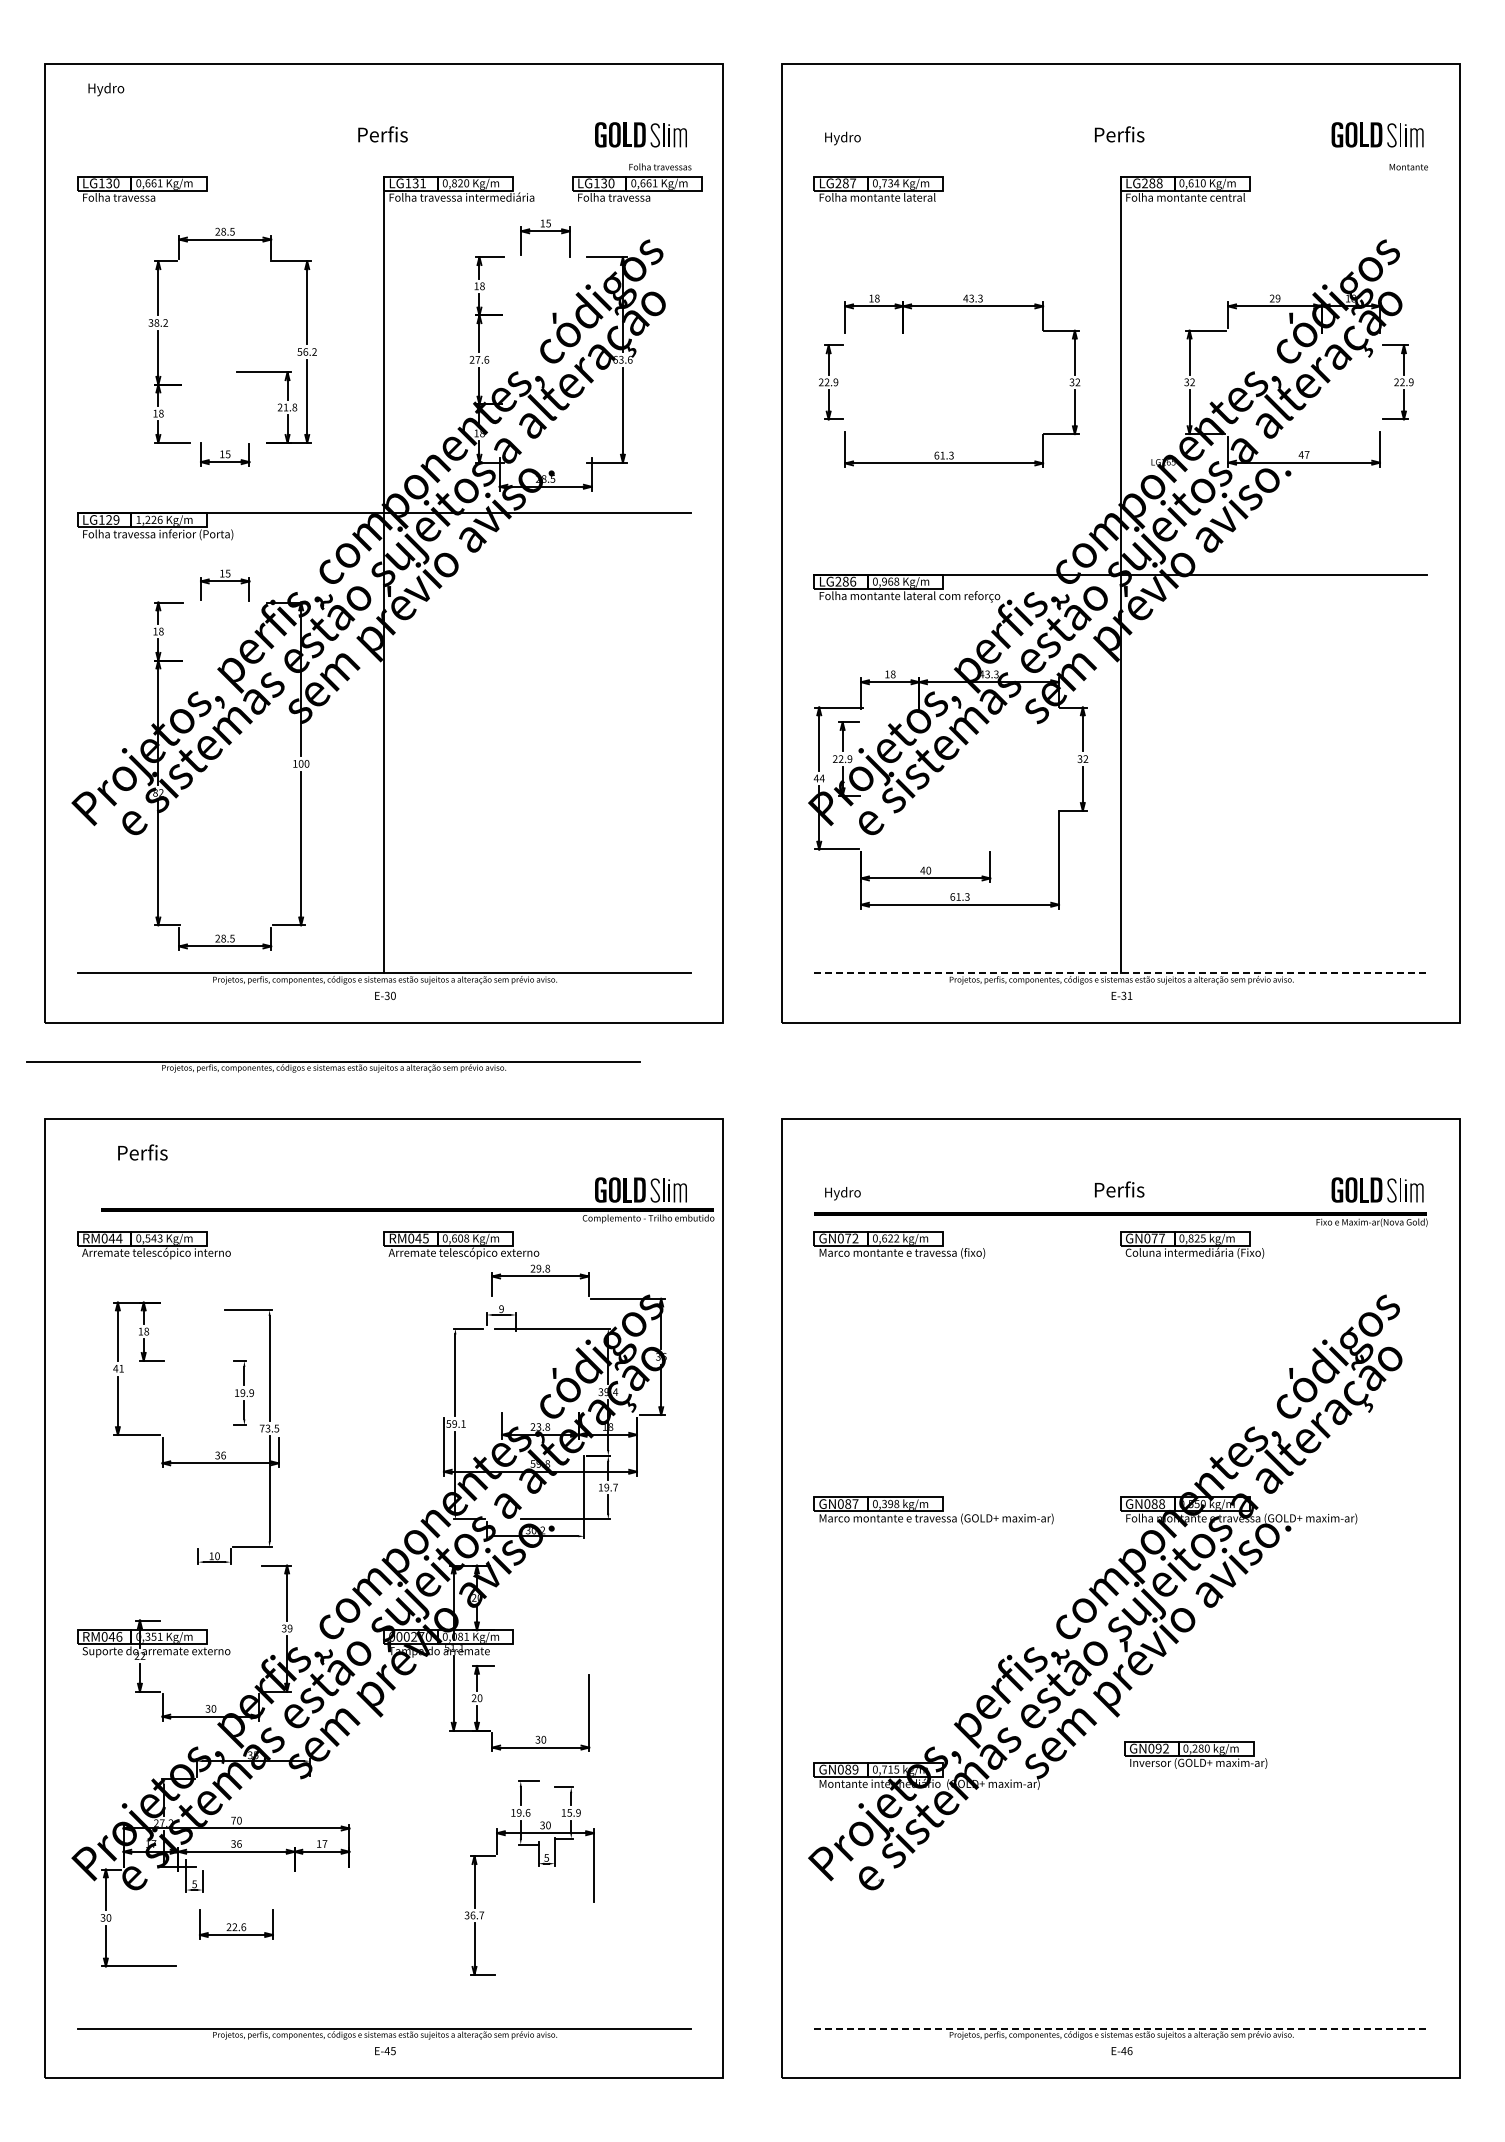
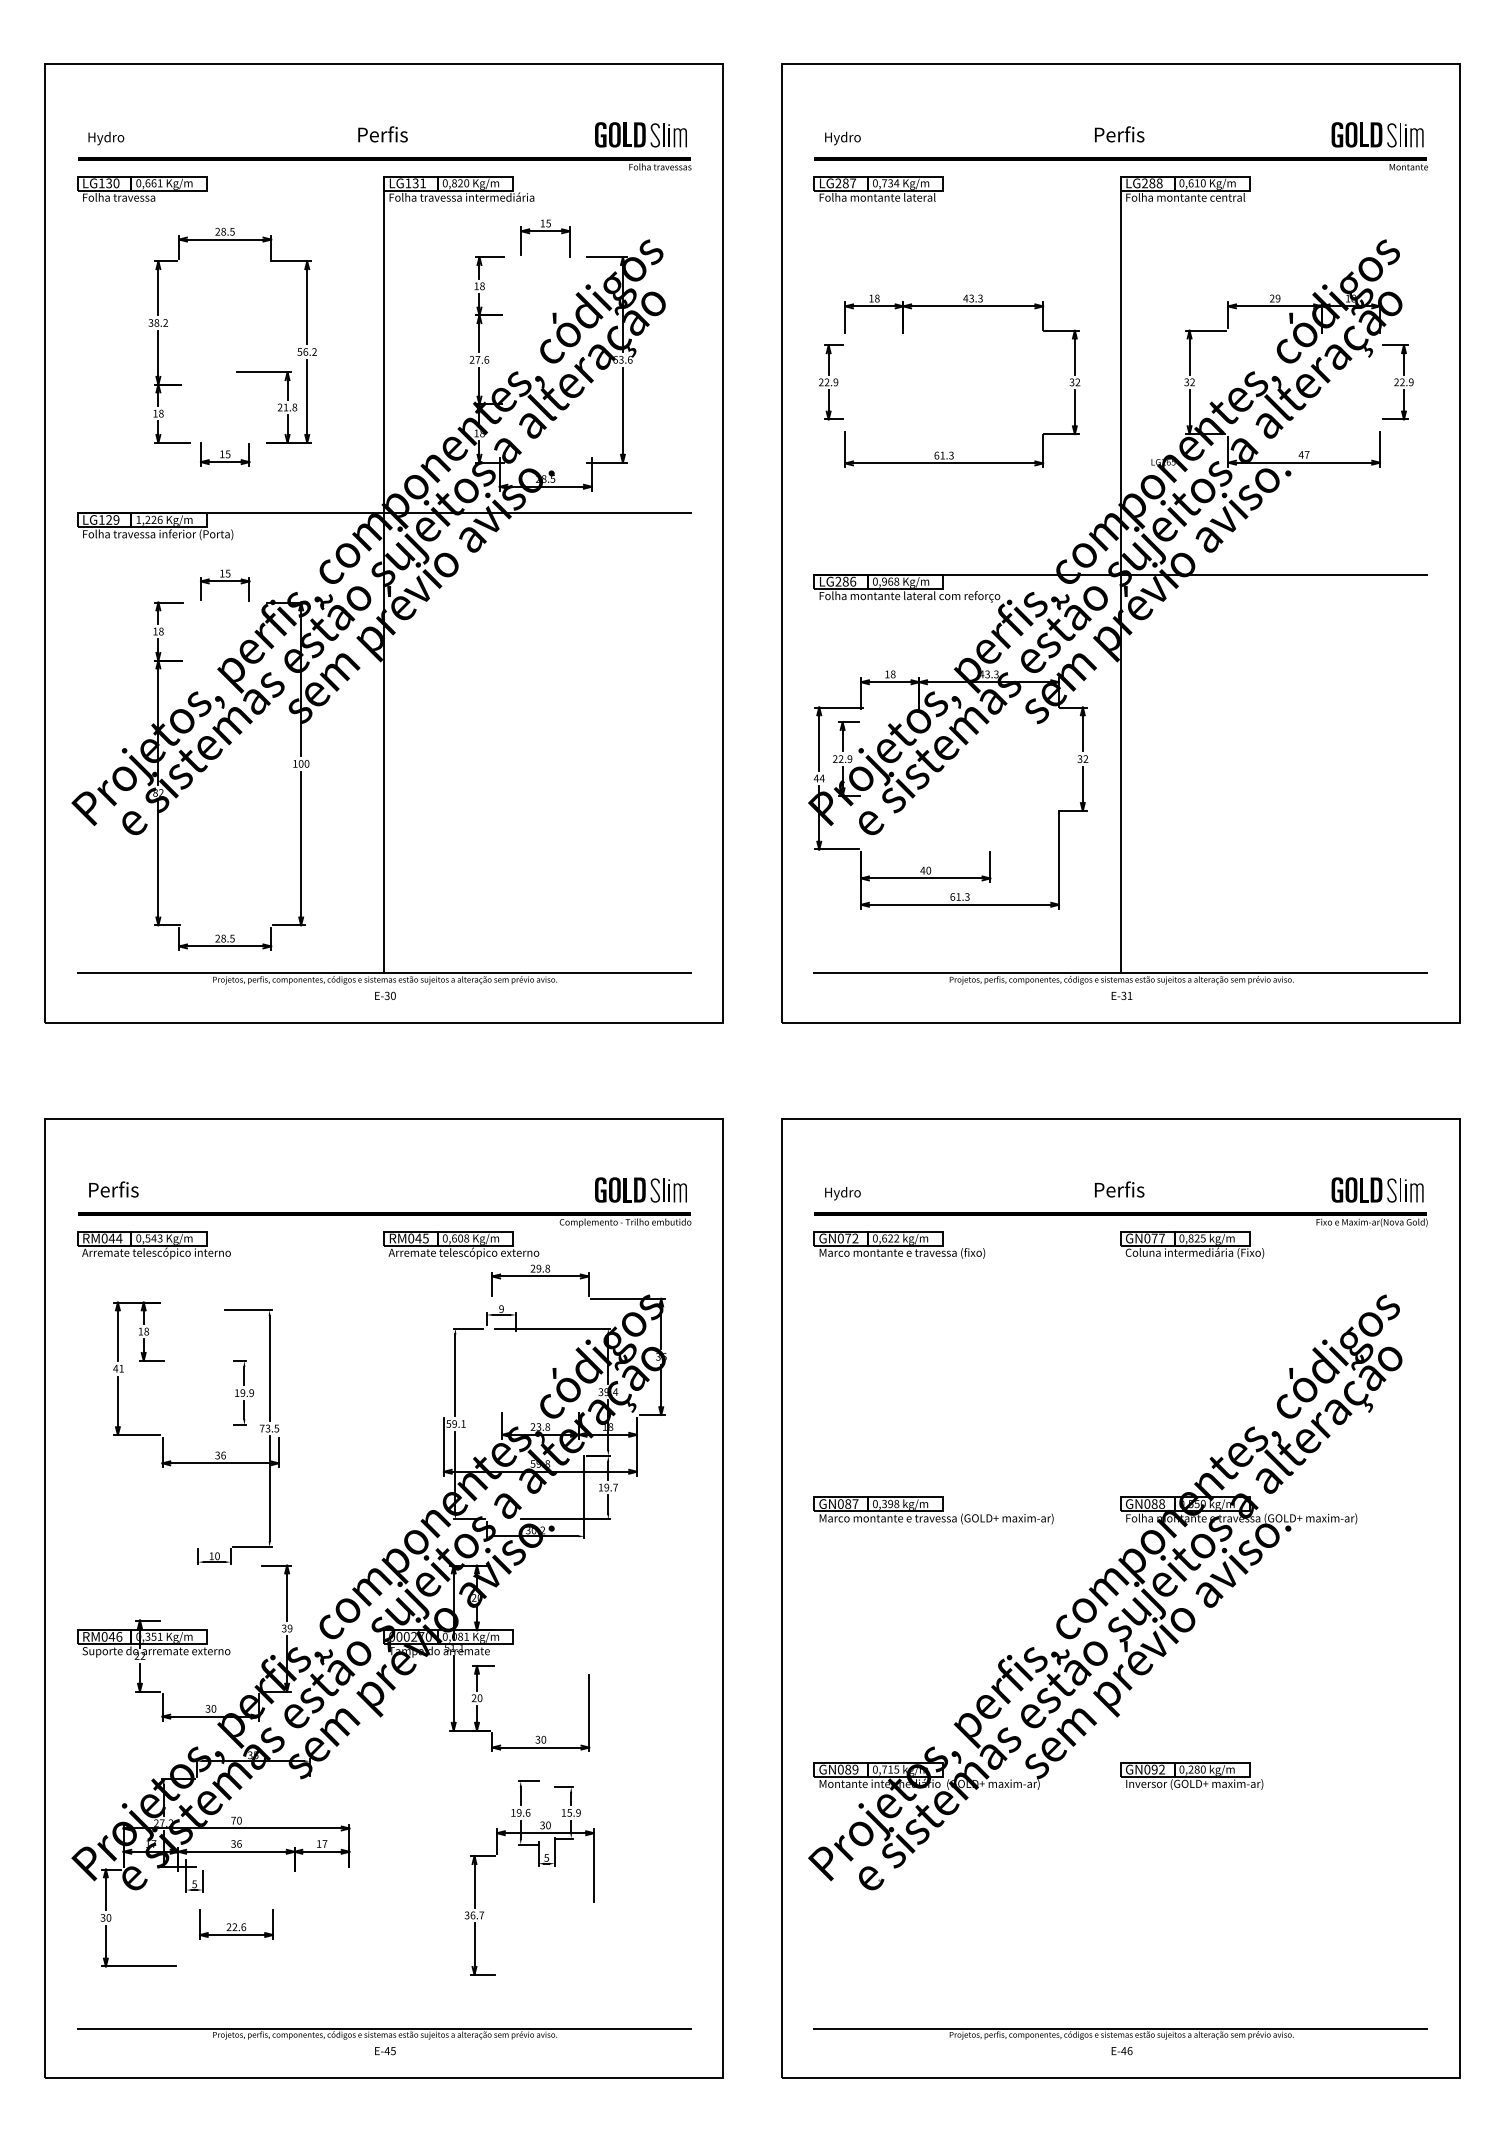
text position: (106, 89) -> (106, 138) (106, 138)
fill: none -> present (383, 158)
fill: none -> present (1120, 158)
part: present -> none (637, 188)
line: dashed -> solid (1120, 973)
part: present -> none (333, 1066)
text position: (142, 1152) -> (113, 1189) (113, 1189)
text position: (407, 1215) -> (384, 1219) (384, 1219)
part position: (1195, 1754) -> (1191, 1775) (1191, 1775)
line: dashed -> solid (1120, 2028)
